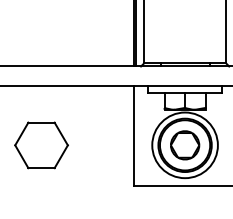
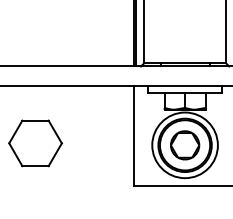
part position: (41, 145) -> (35, 143) (35, 143)
